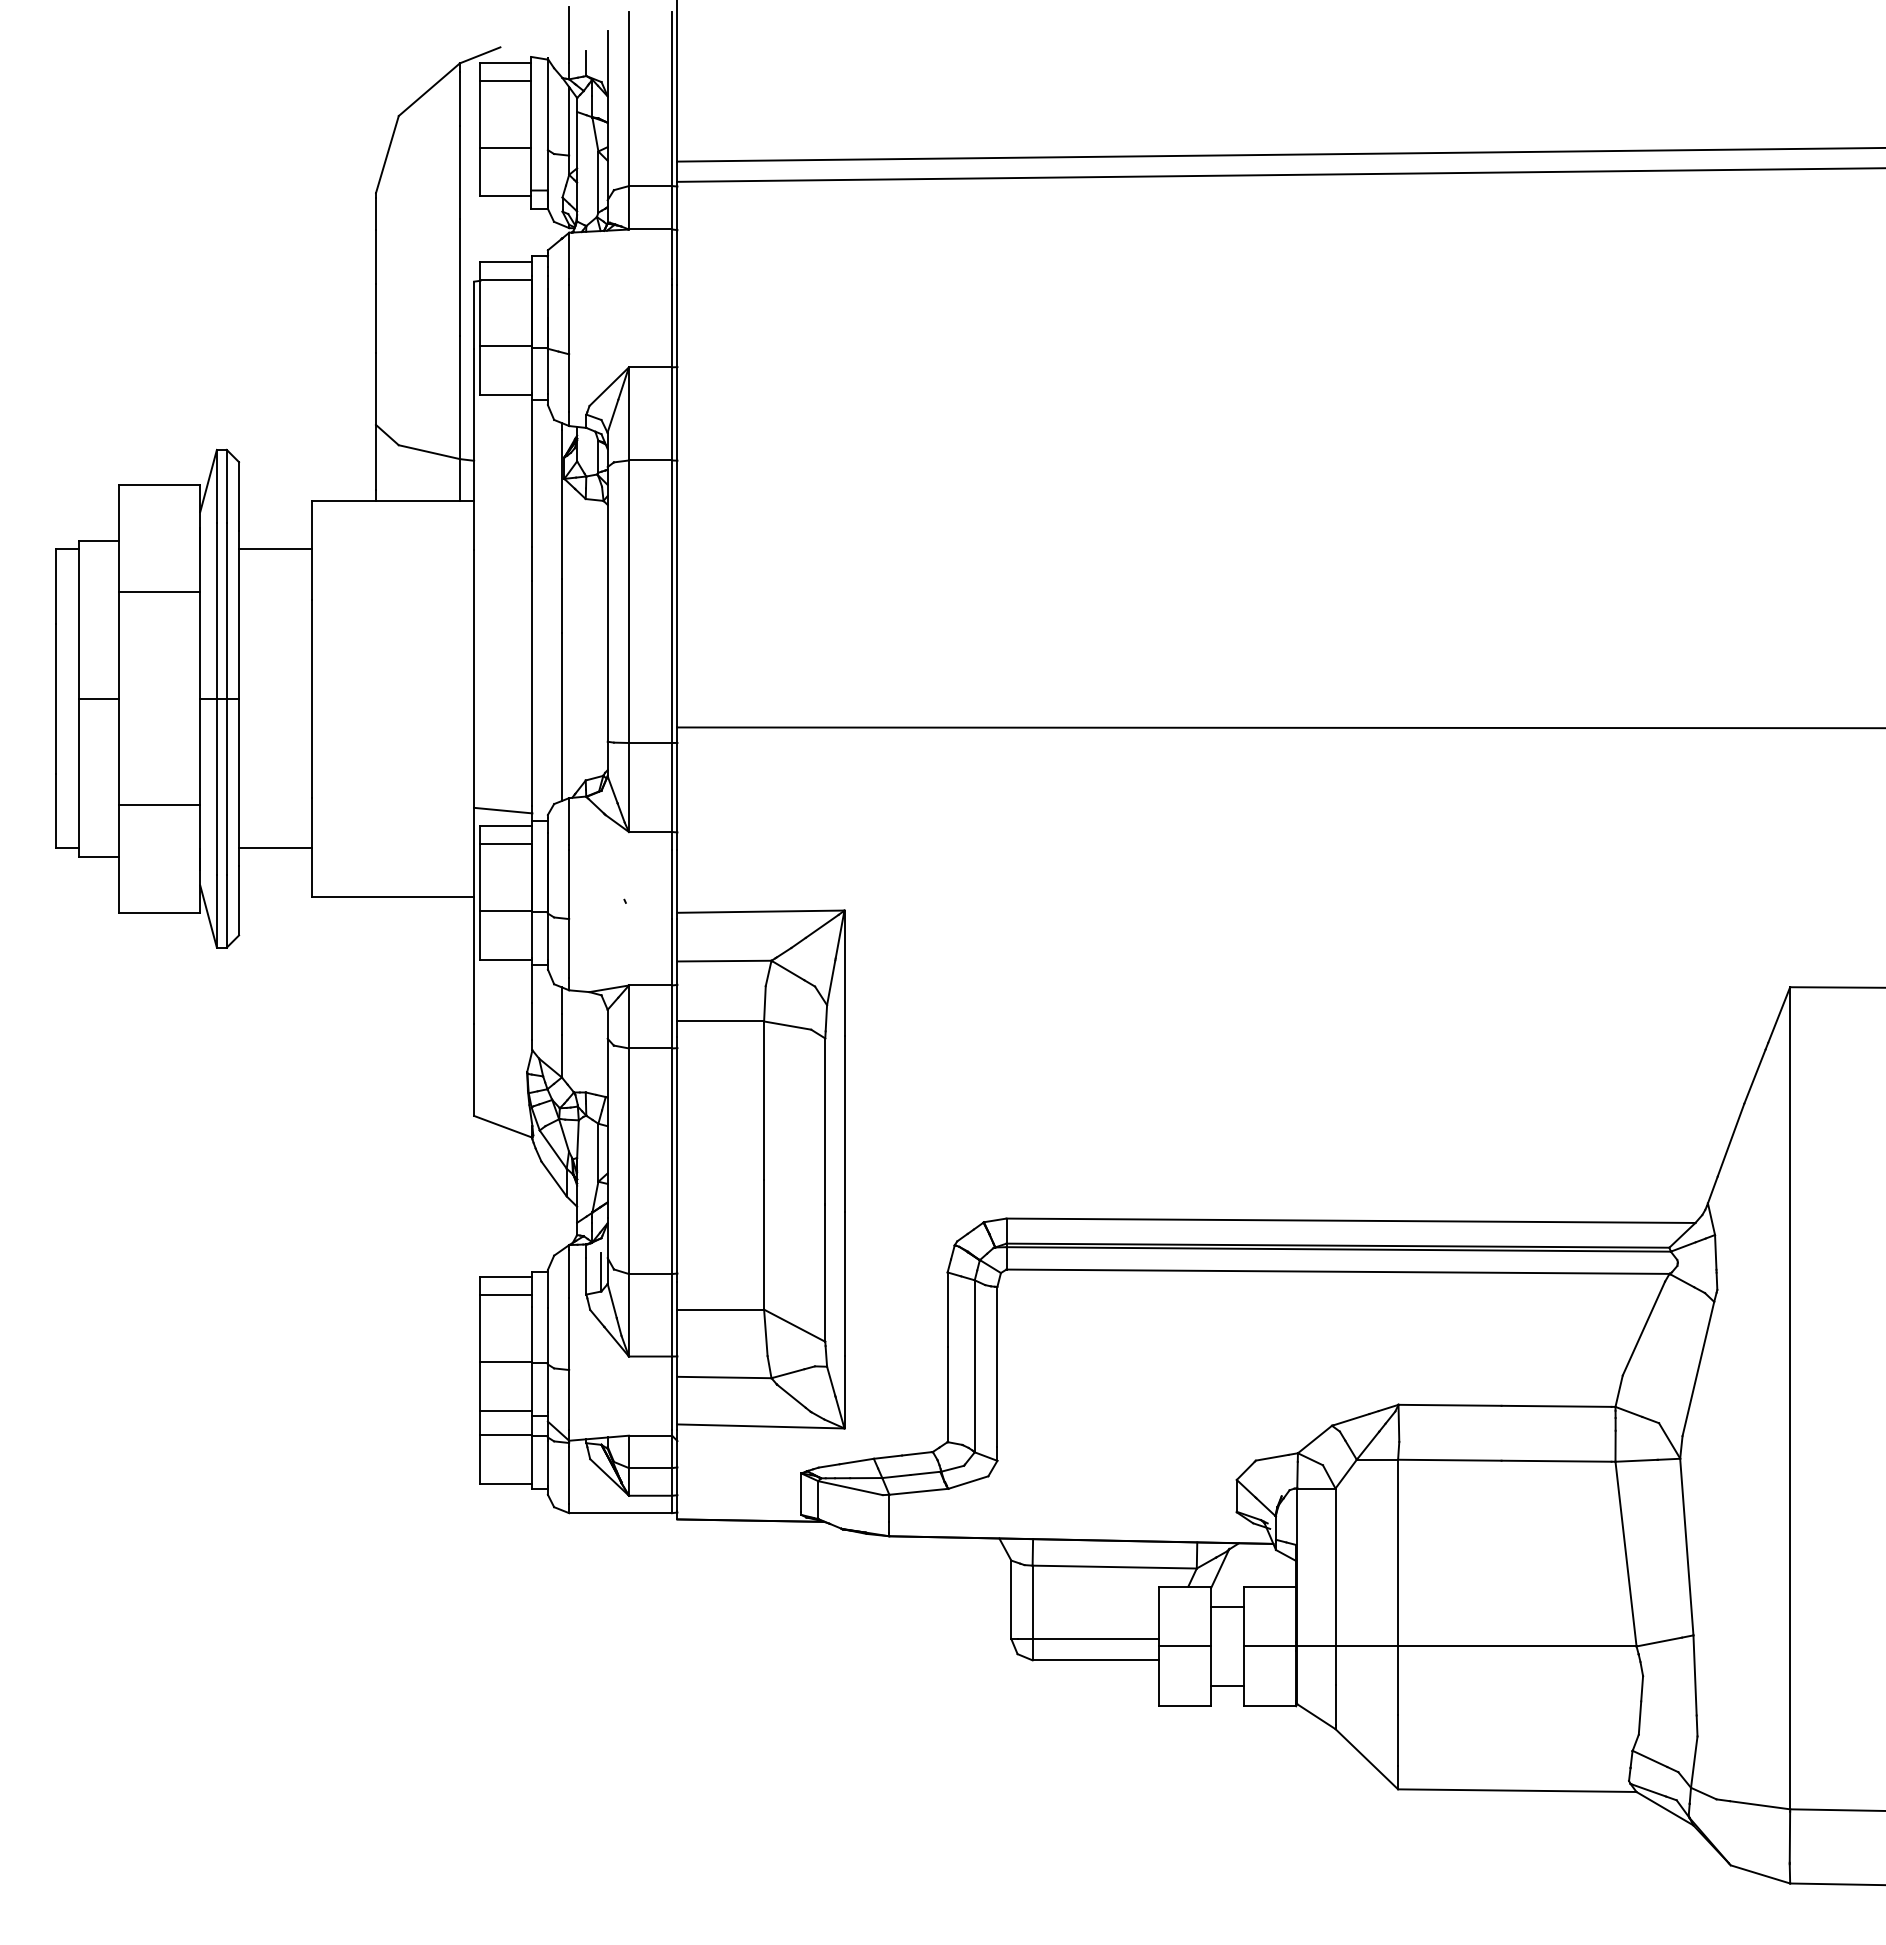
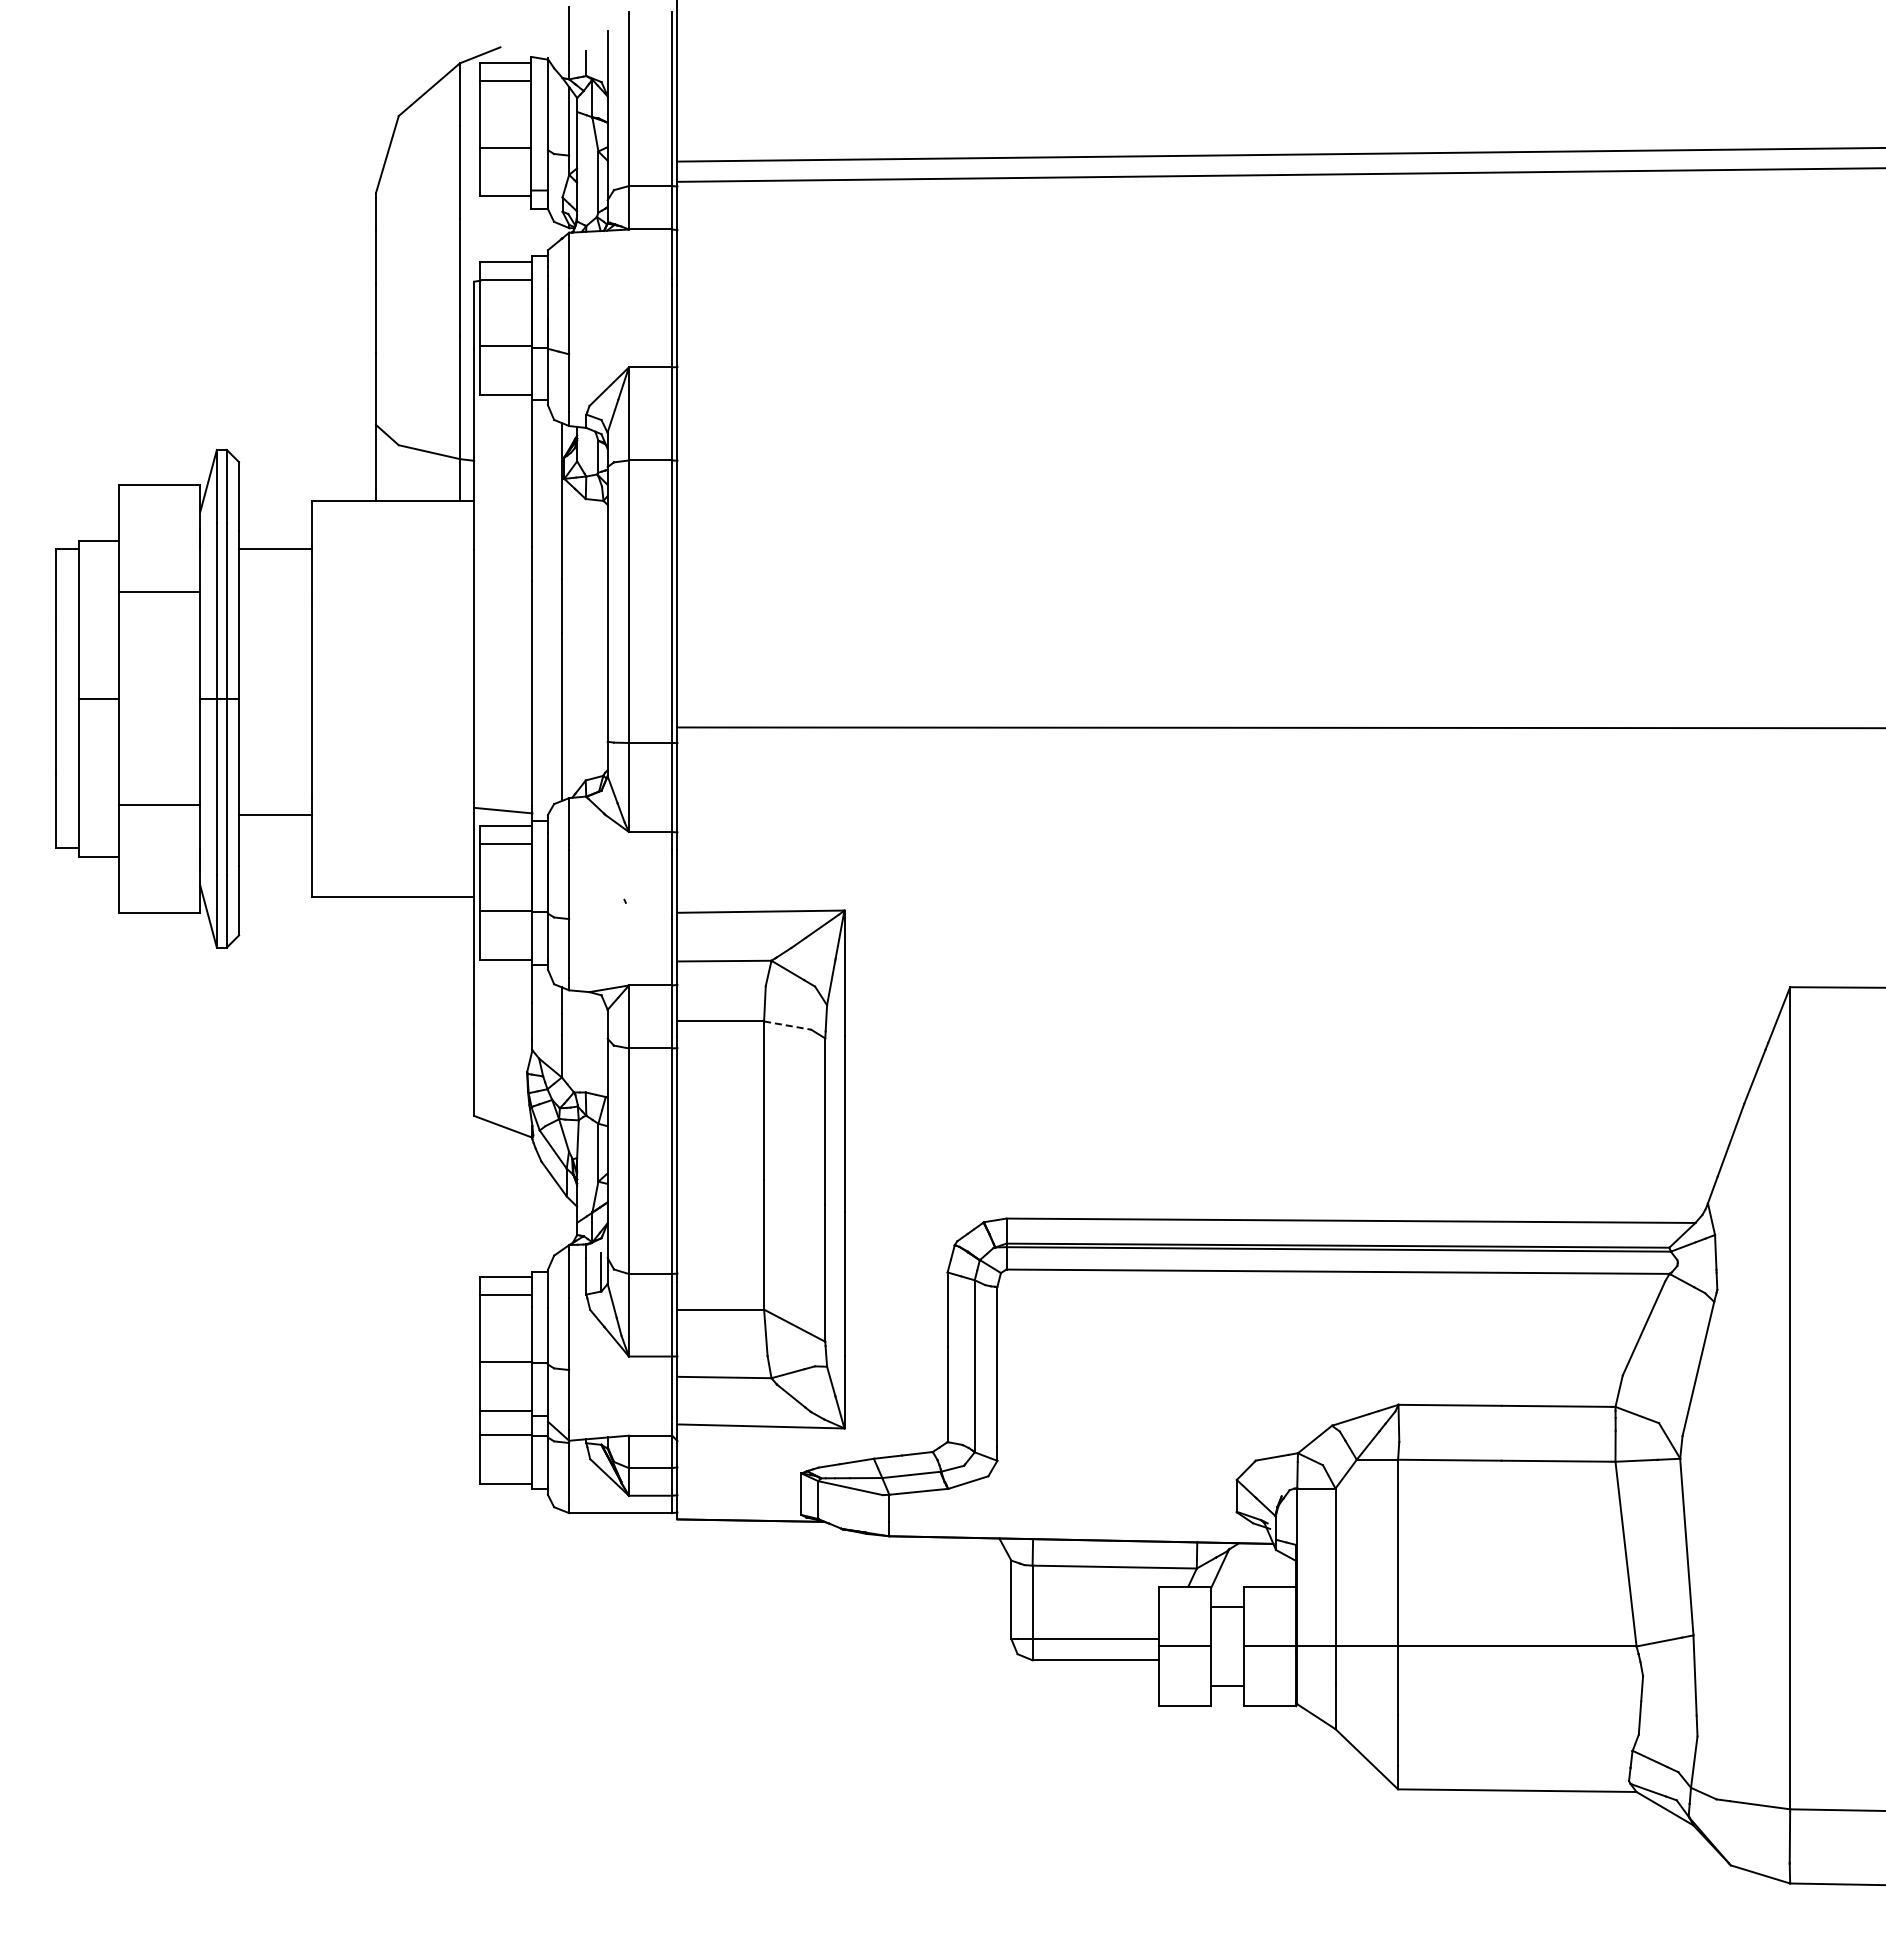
line position: (275, 848) -> (275, 815) (275, 815)
line: solid -> dashed (787, 1025)
